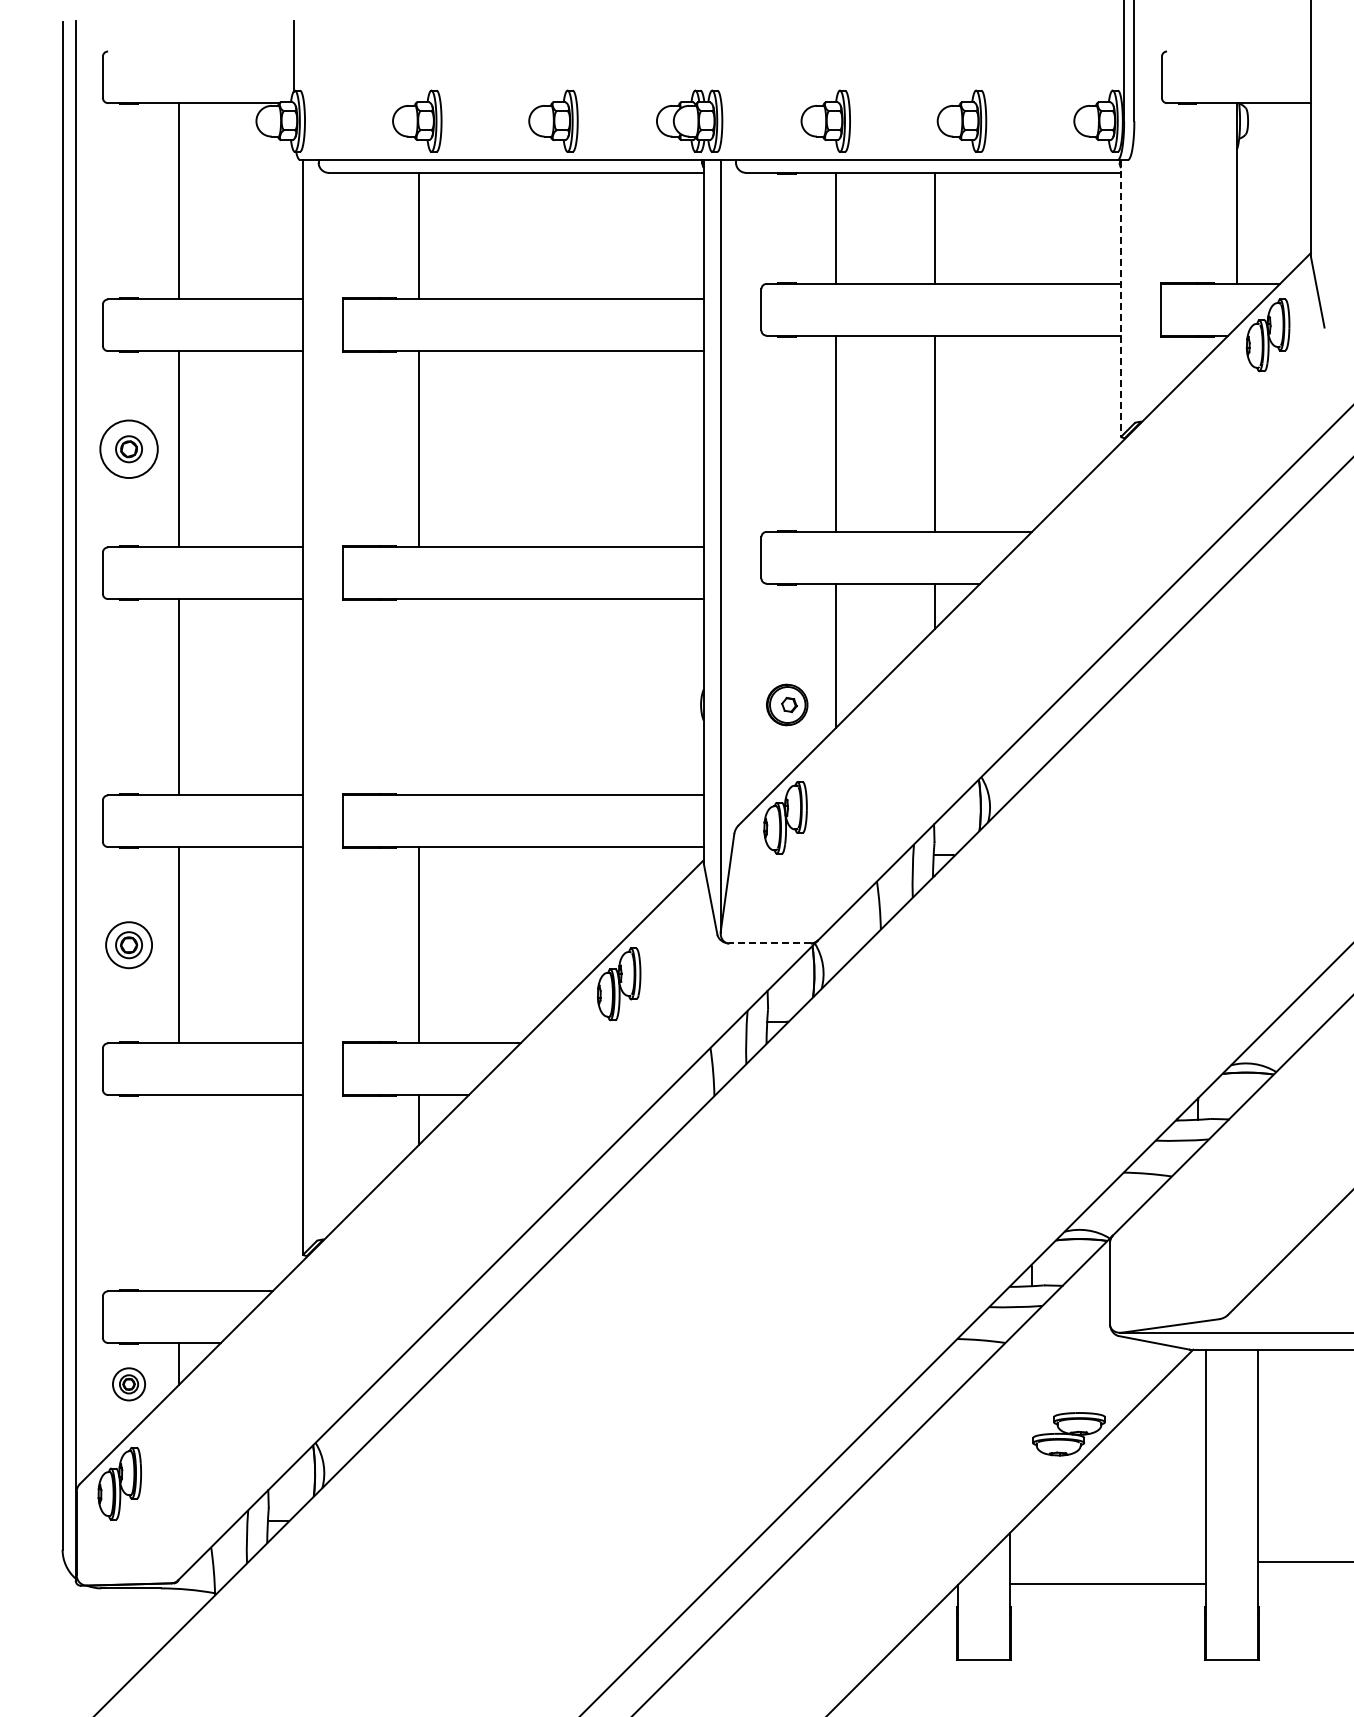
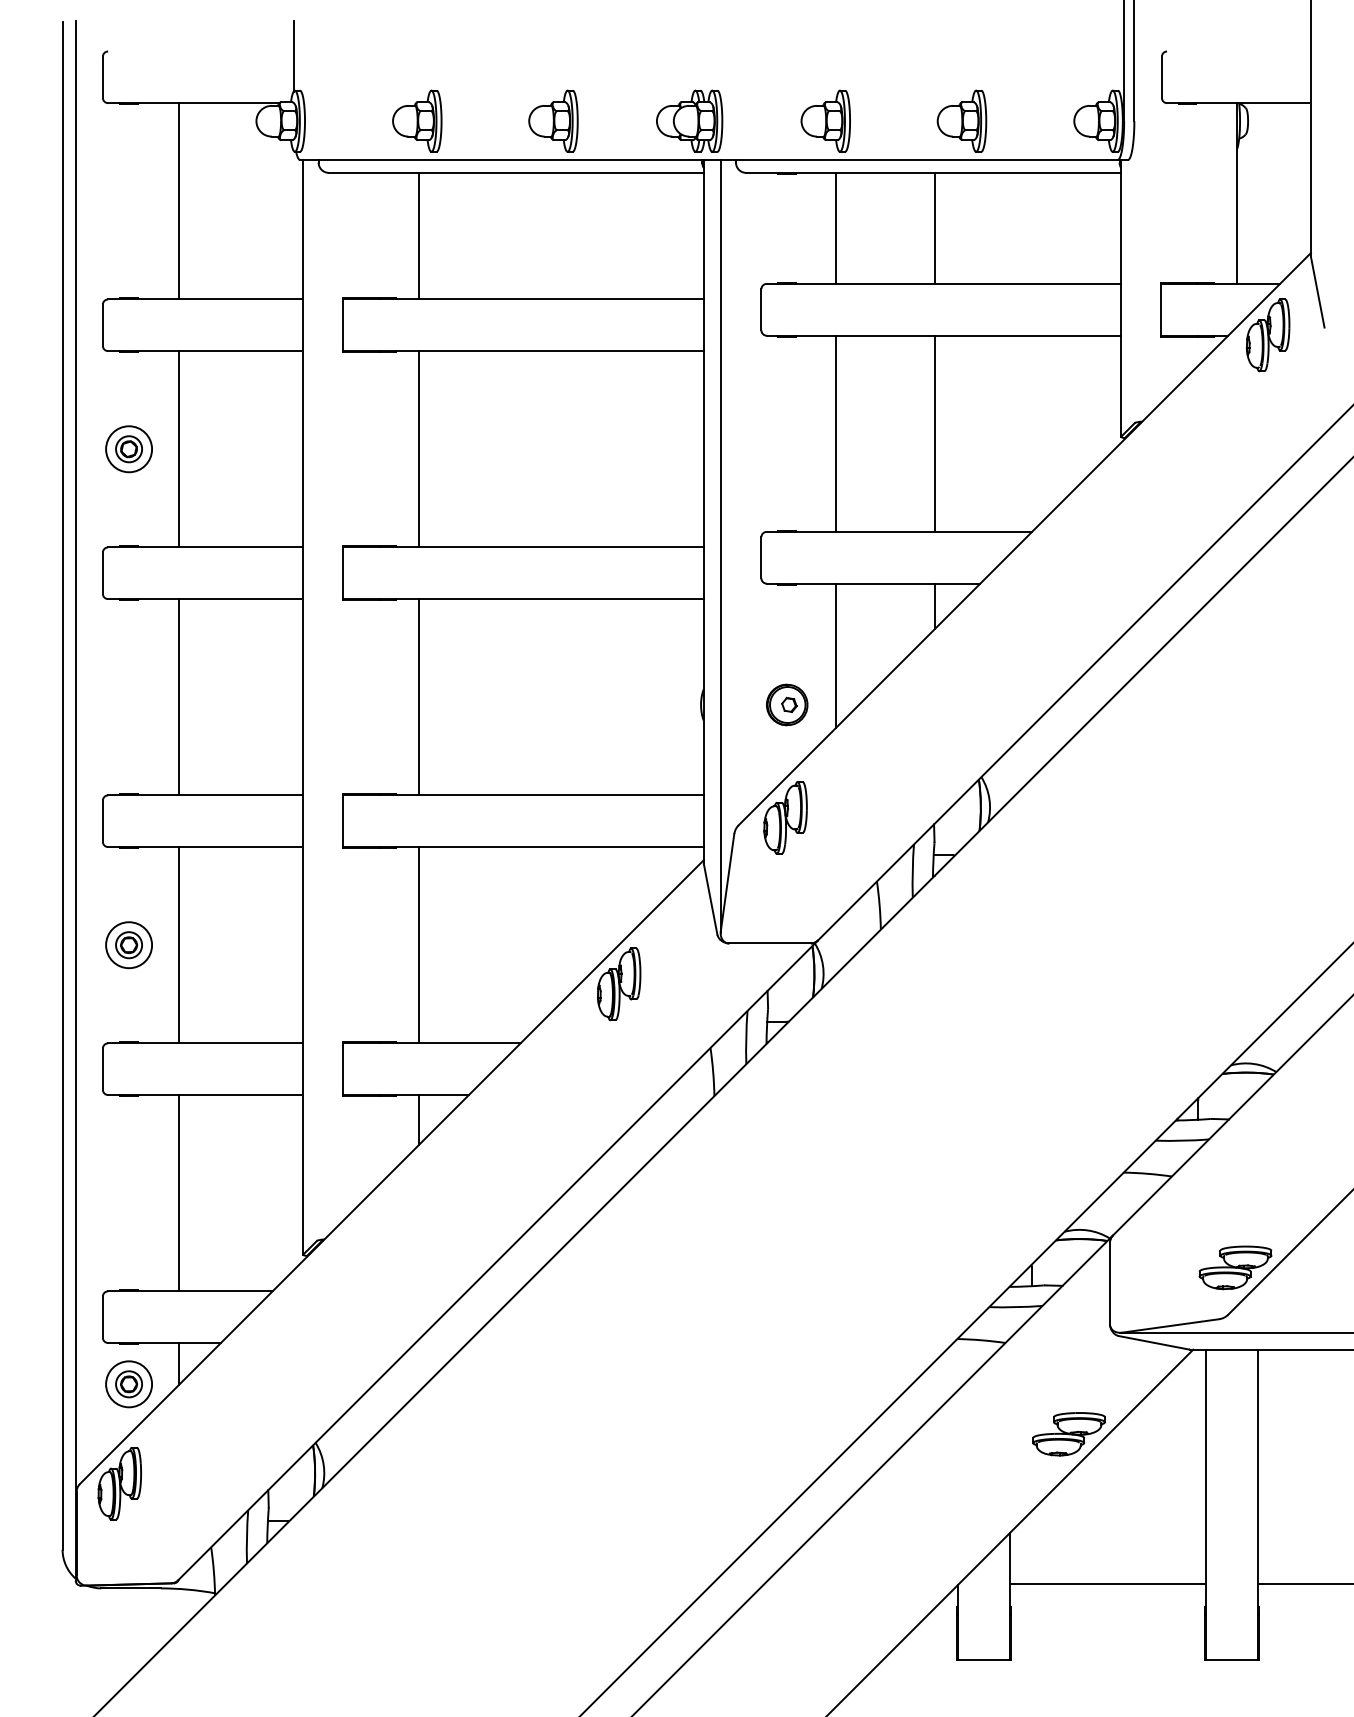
line: dashed -> solid (1121, 298)
circle diameter: 57 px -> 46 px (129, 449)
line: none -> present (419, 697)
line: dashed -> solid (770, 943)
line: none -> present (179, 1193)
part: none -> present (1235, 1267)
part size: 34x35 px -> 48x49 px (128, 1384)
line position: (1304, 1562) -> (1304, 1584) (1304, 1584)
